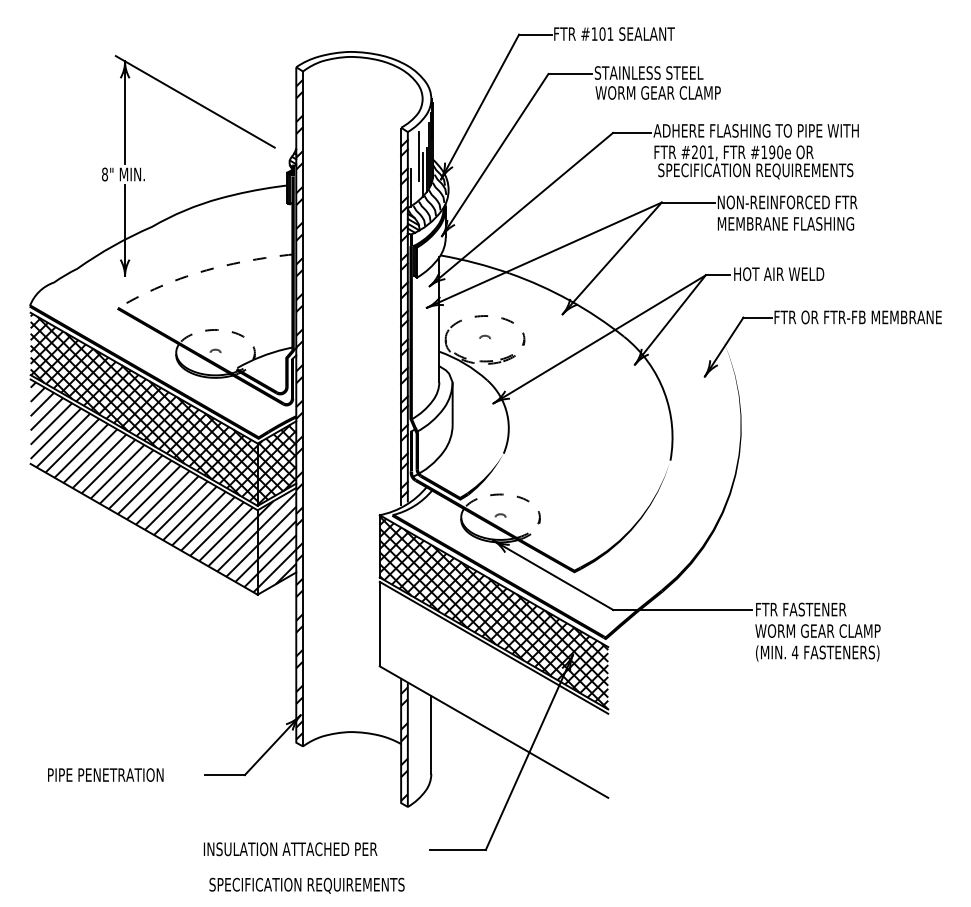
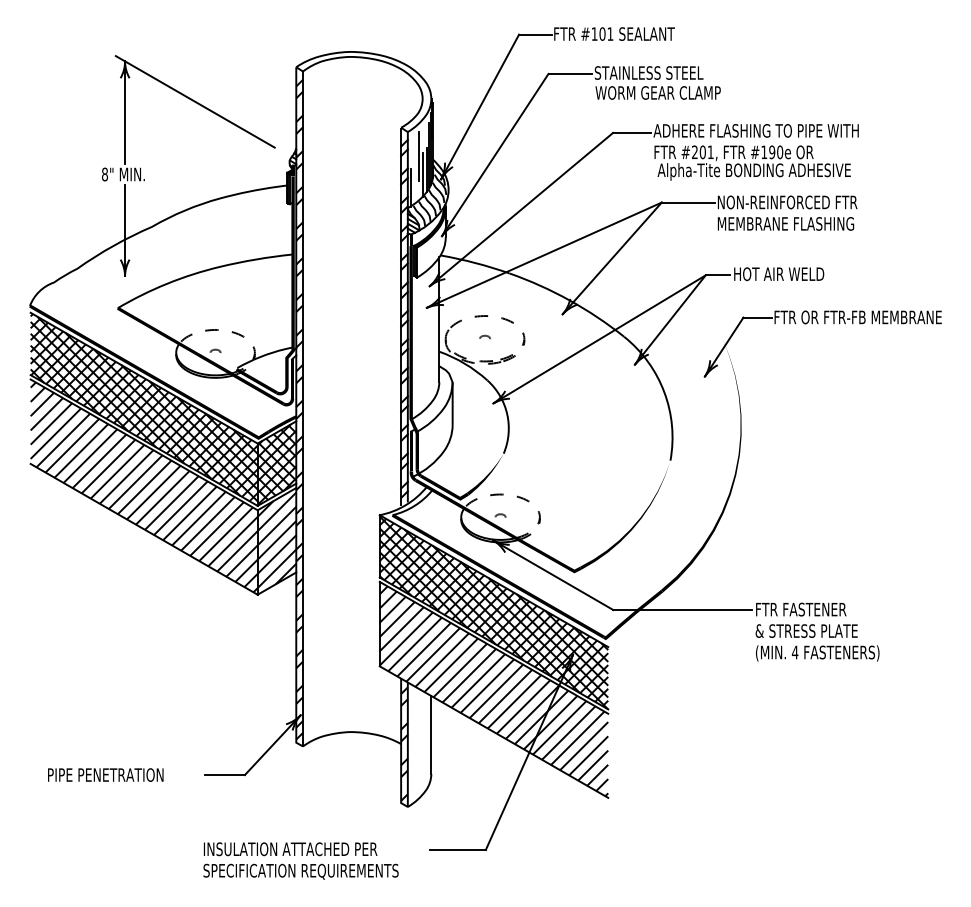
text: SPECIFICATION REQUIREMENTS -> Alpha-Tite BONDING ADHESIVE (755, 171)
line: dashed -> solid (201, 271)
text: WORM GEAR CLAMP -> & STRESS PLATE (817, 630)
hatch: none -> present (493, 691)
text position: (306, 885) -> (300, 871) (300, 871)
